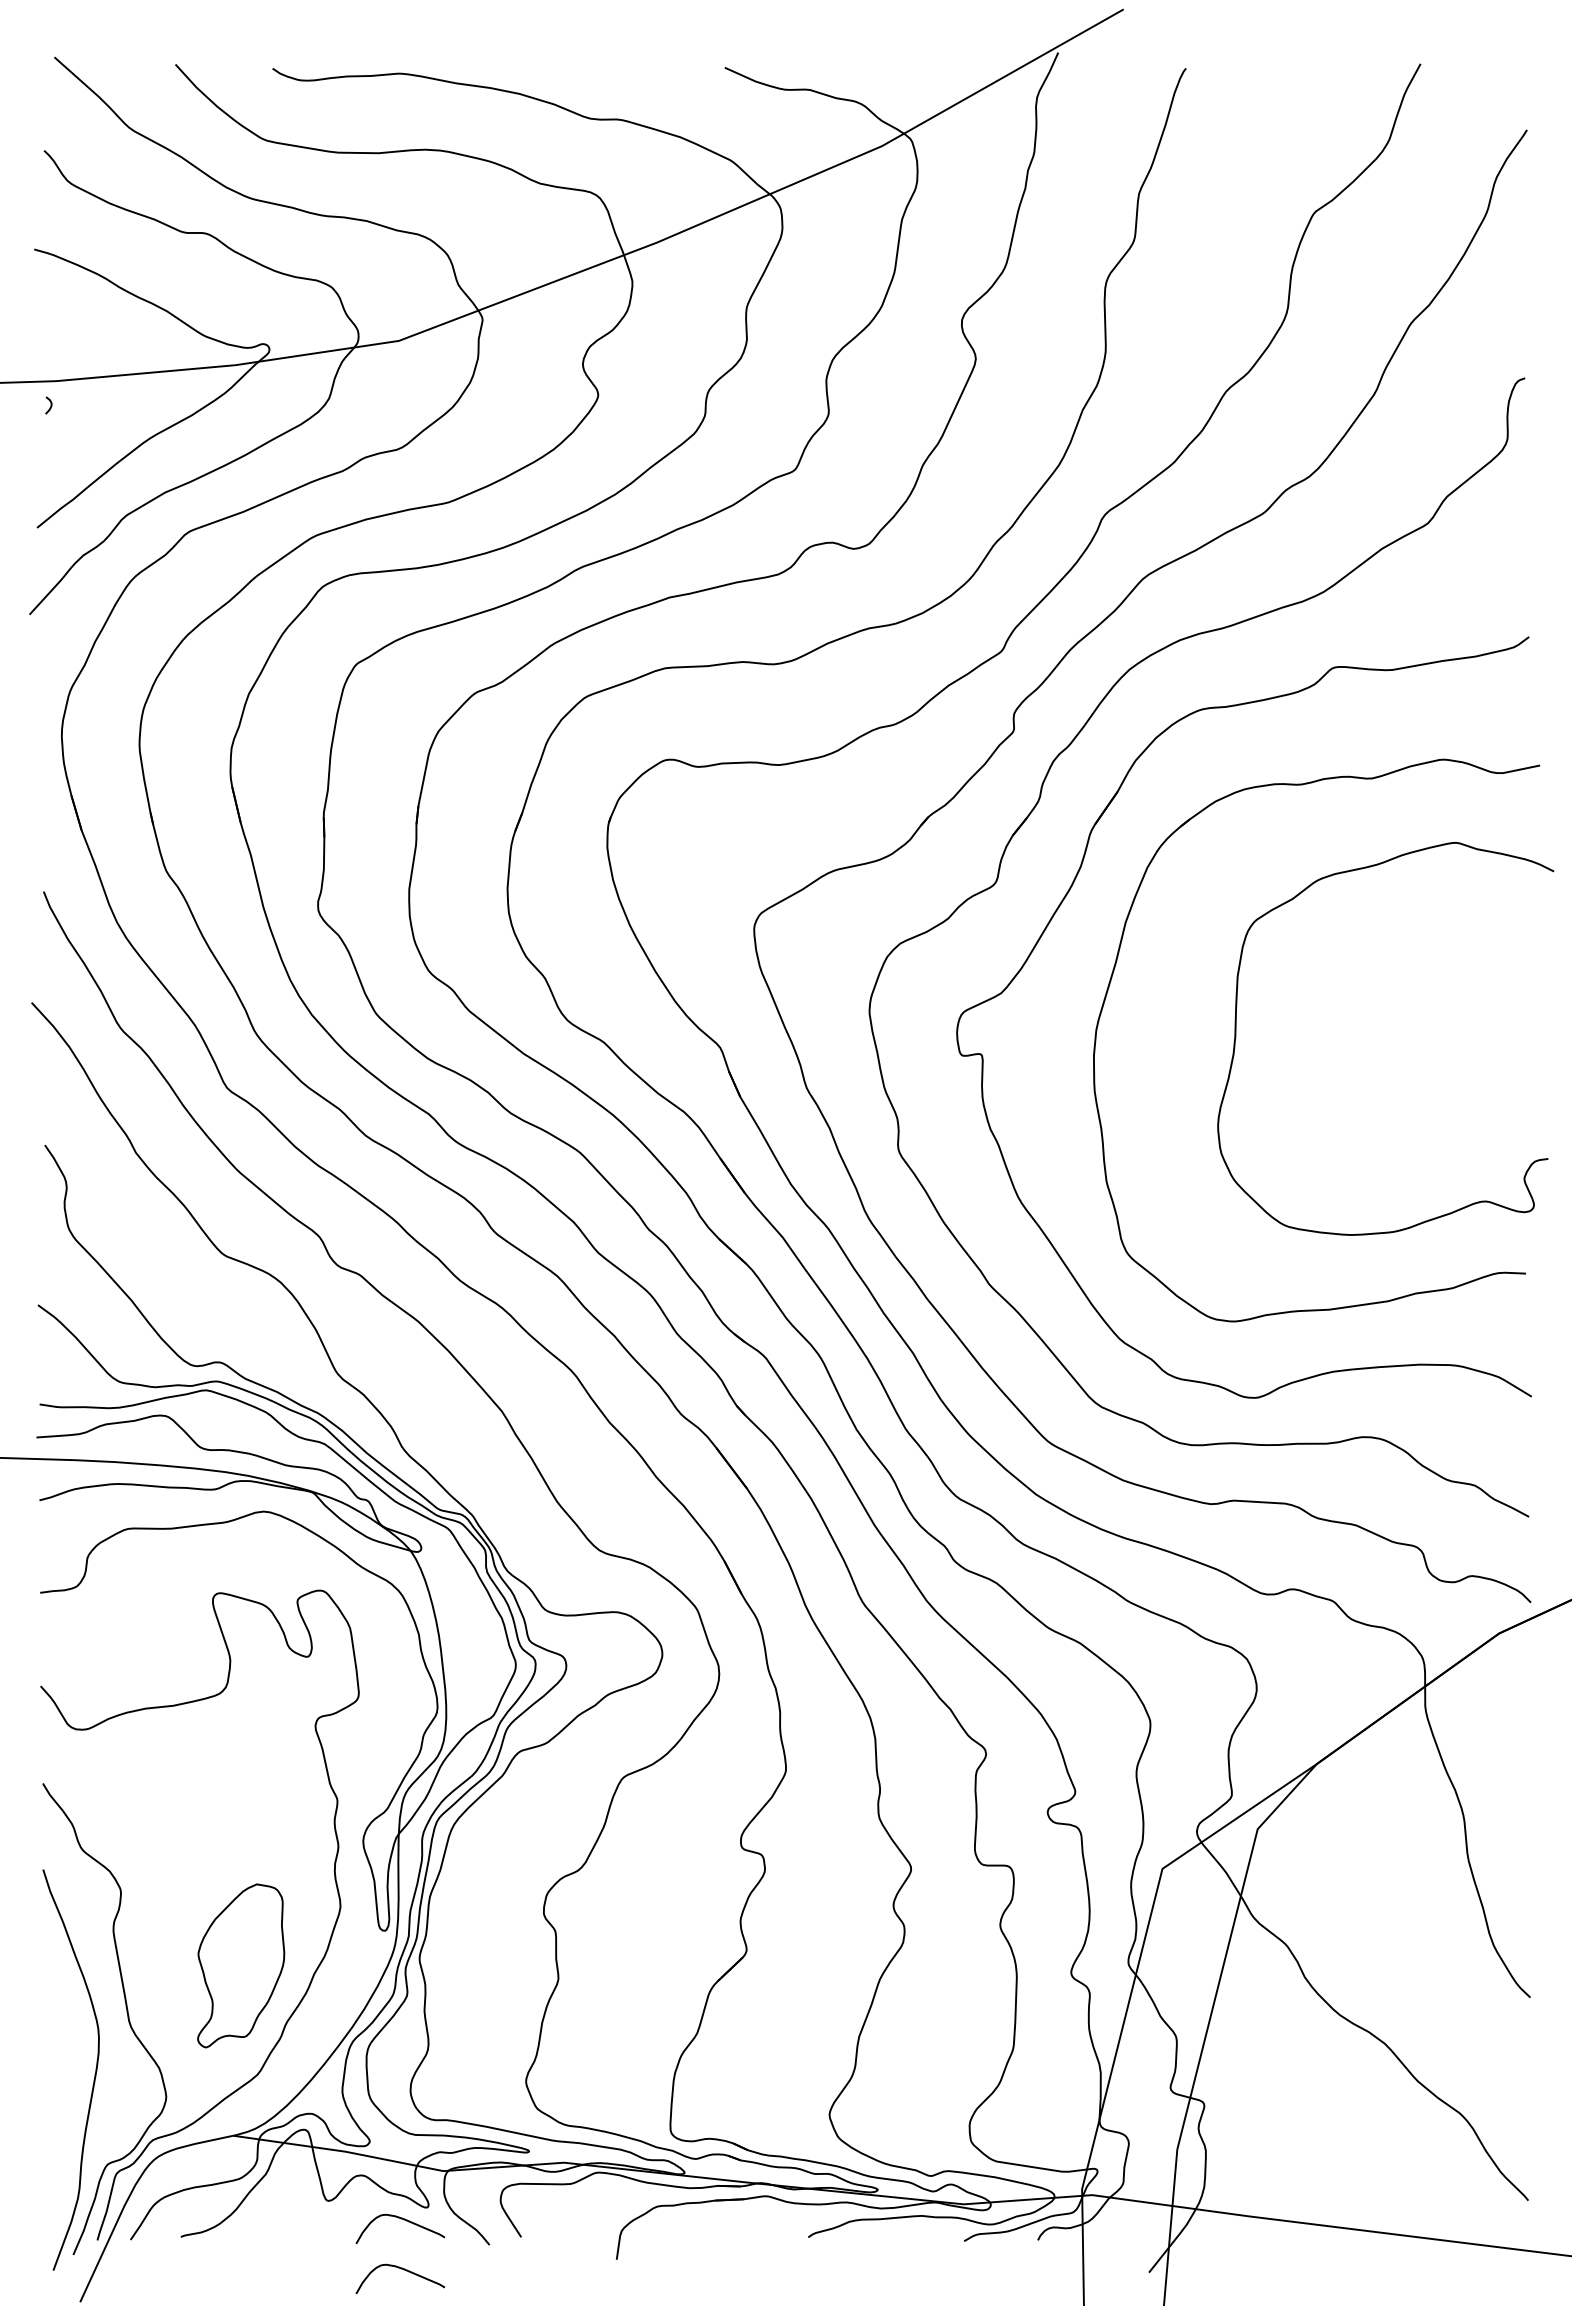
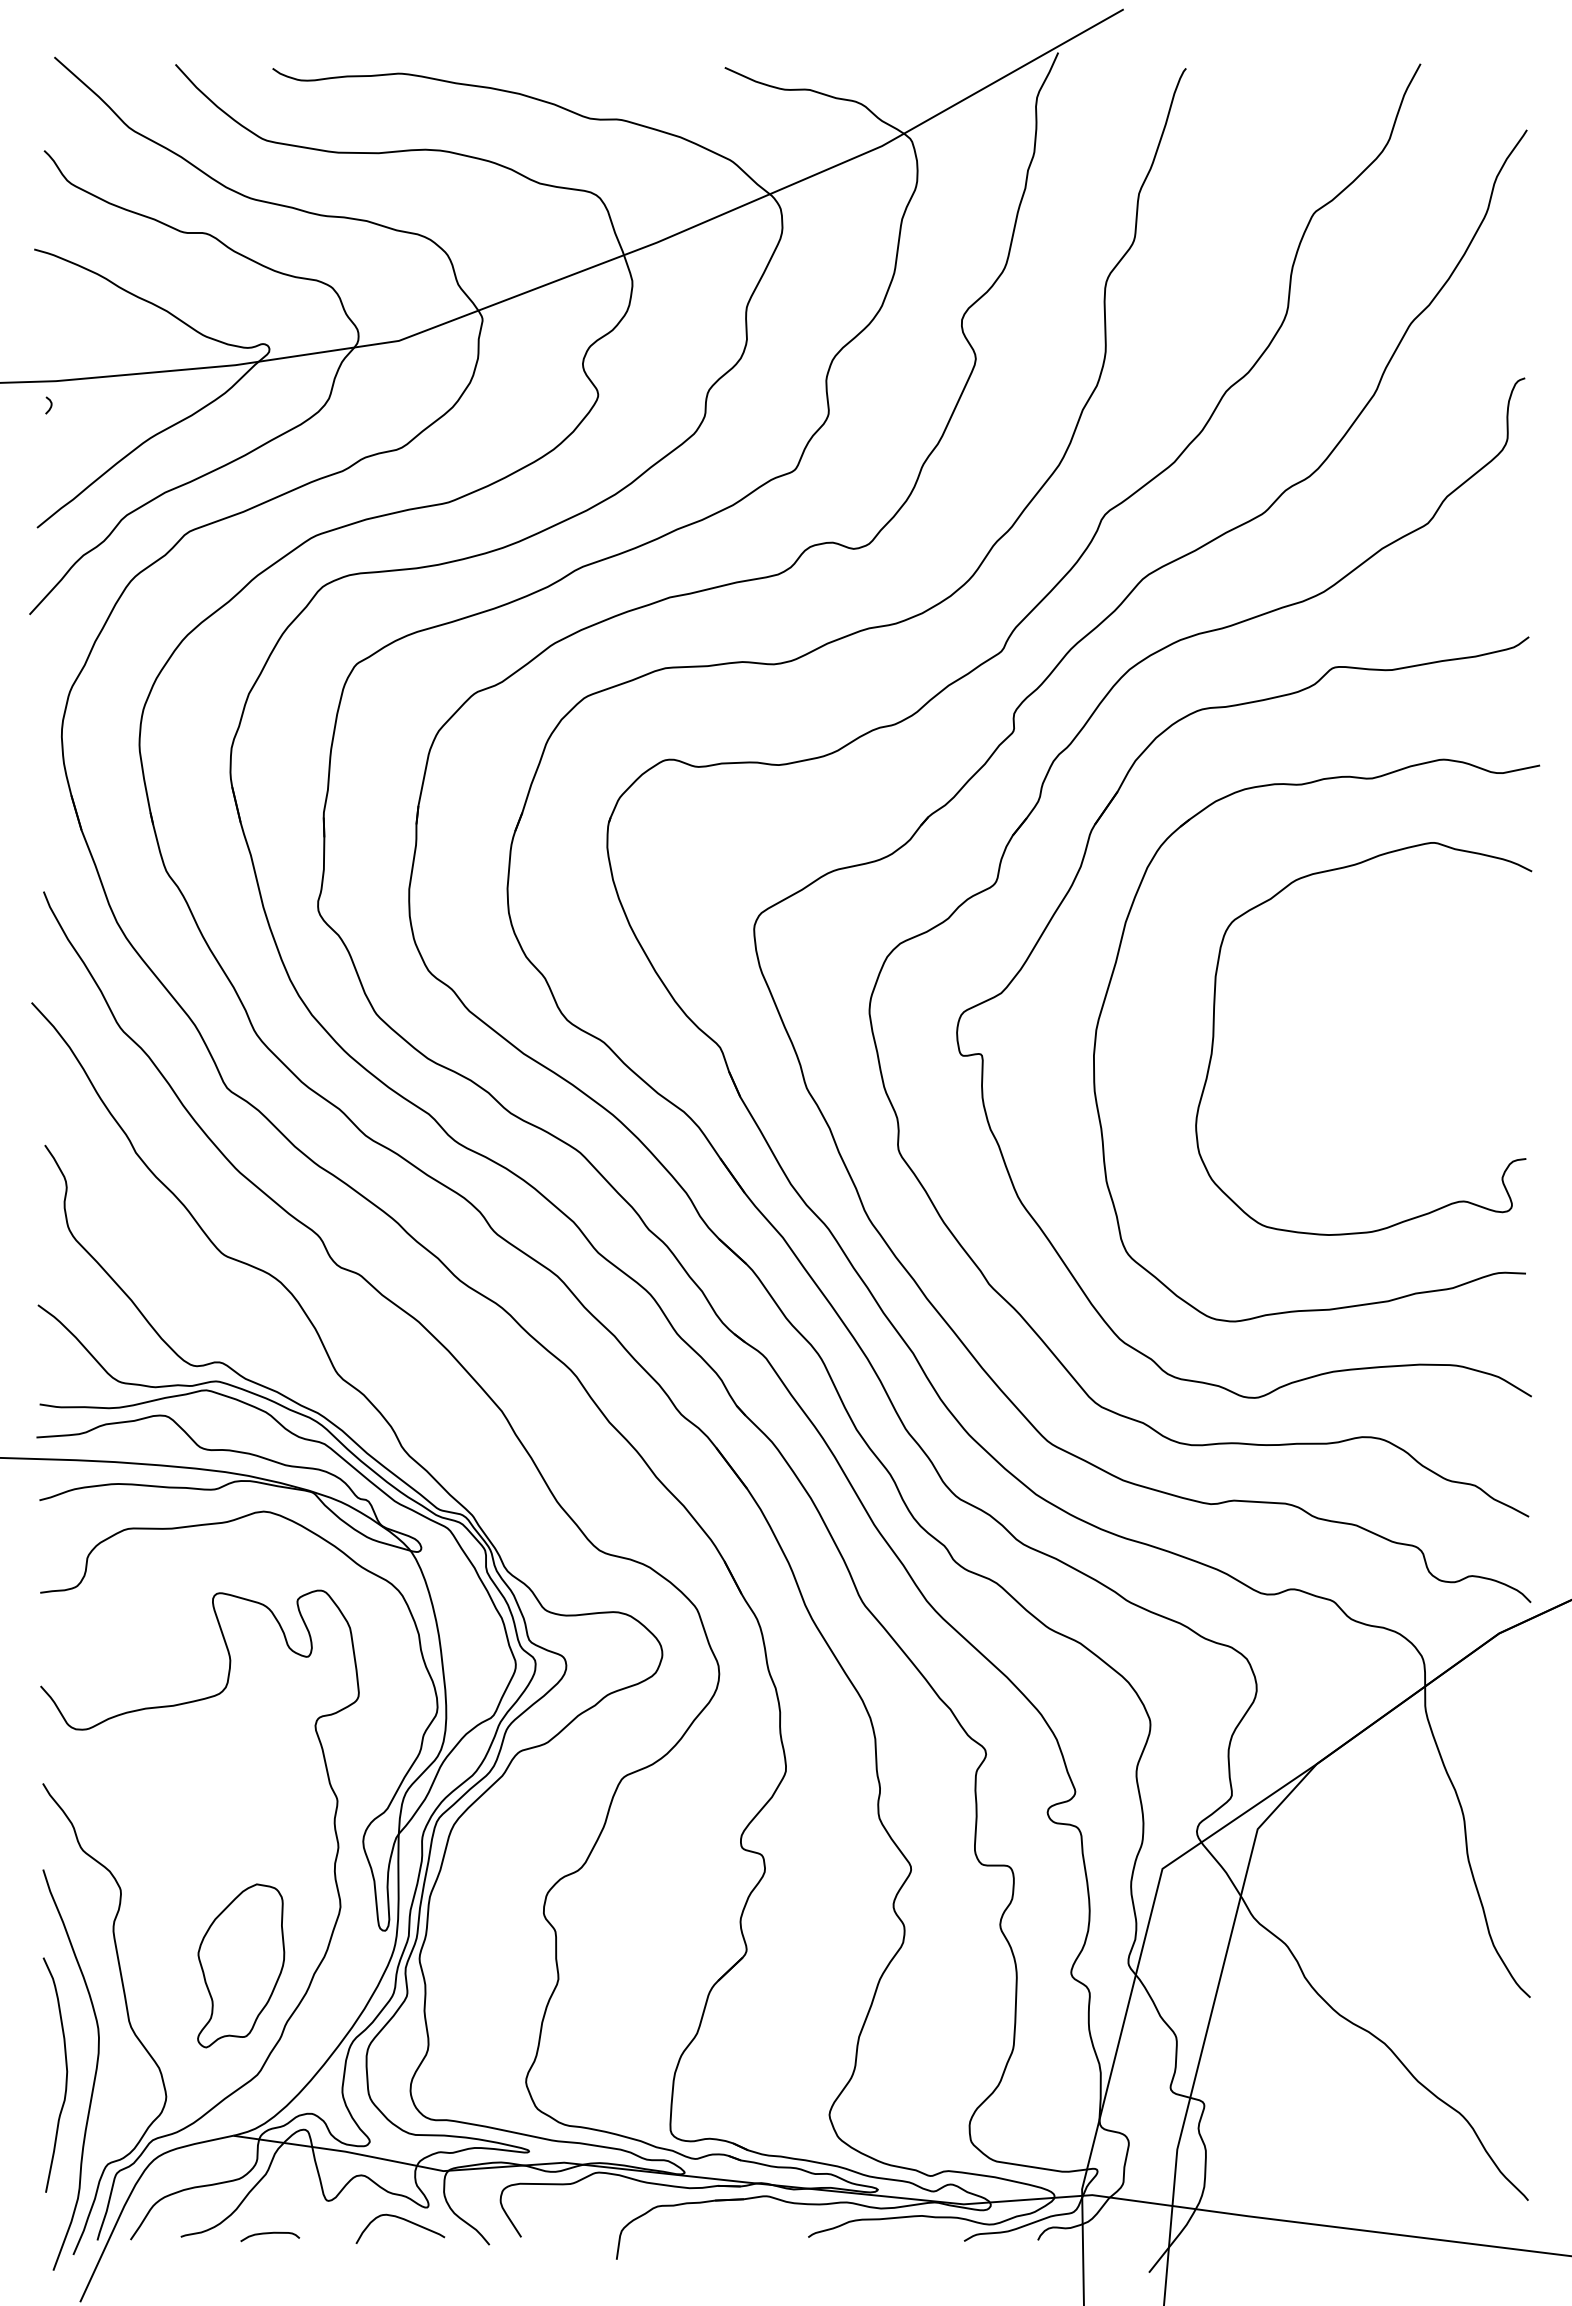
curve position: (1236, 1037) -> (1214, 1037) (1214, 1037)
curve: none -> present (65, 2078)
curve: none -> present (268, 2234)
curve: present -> none (404, 2270)
